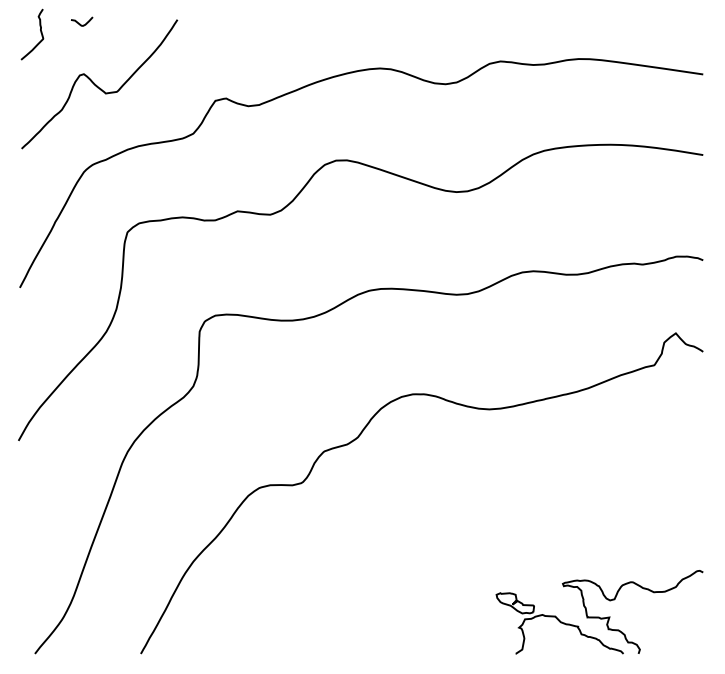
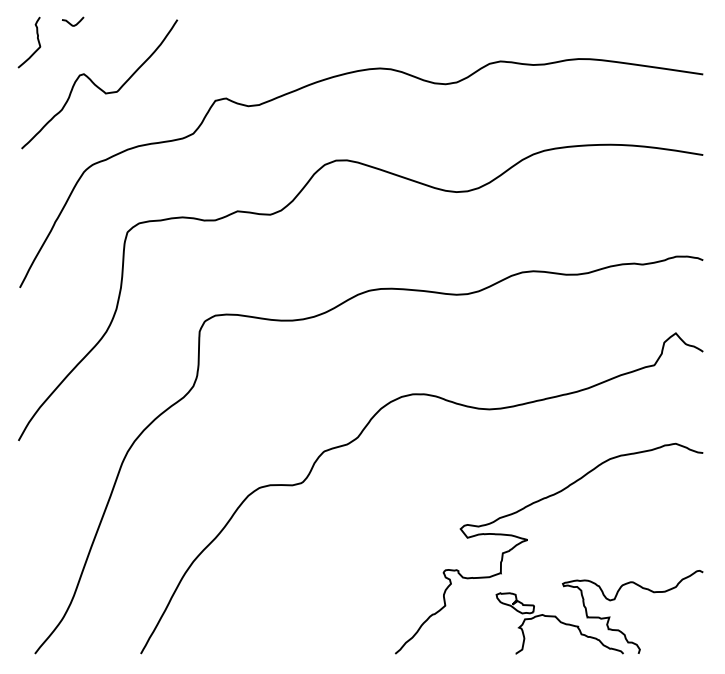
curve position: (80, 23) -> (71, 23) (71, 23)
curve position: (40, 33) -> (37, 41) (37, 41)
curve: none -> present (527, 540)
